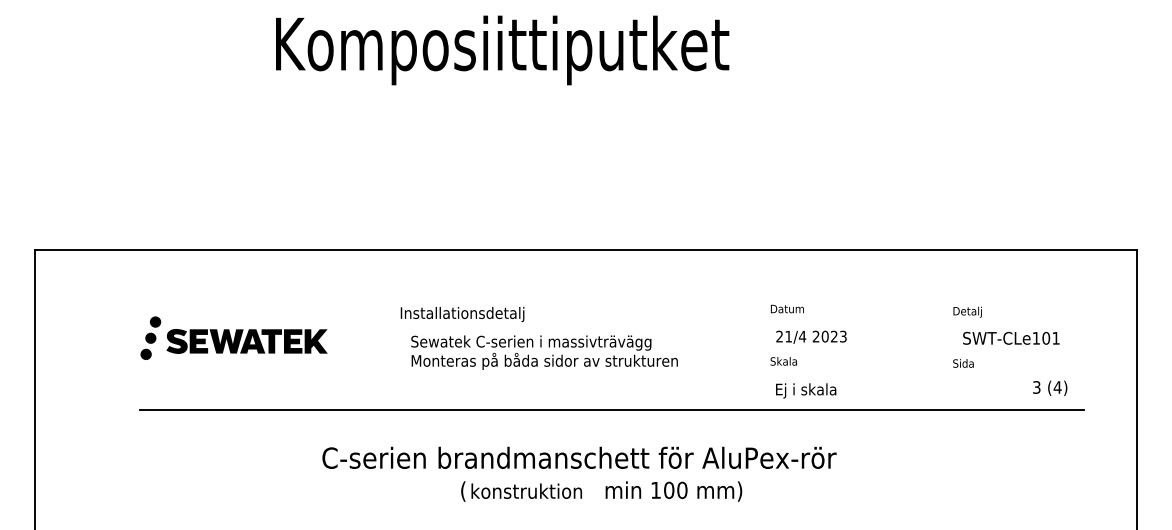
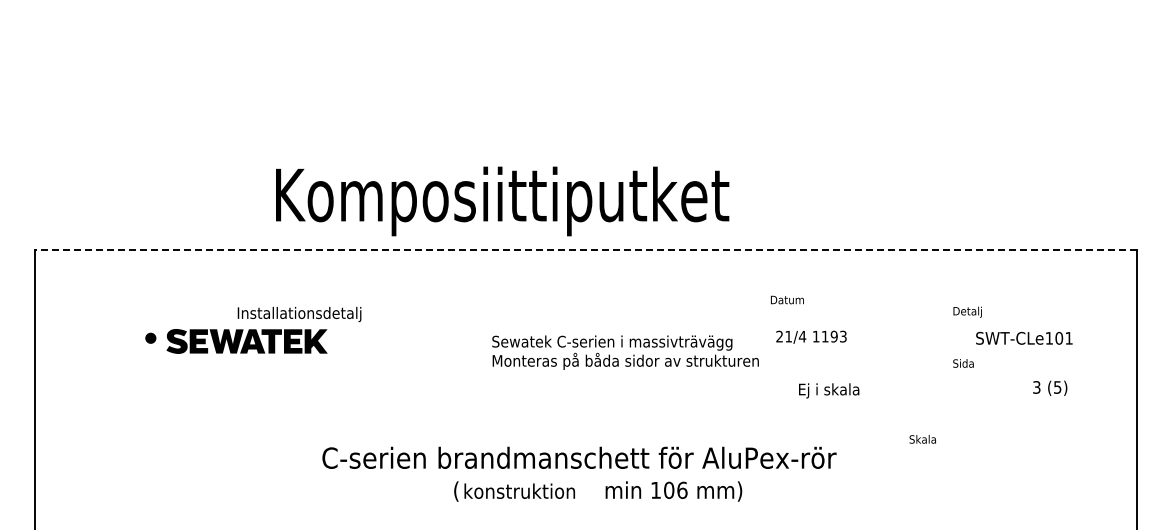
text position: (502, 50) -> (502, 201) (502, 201)
line: solid -> dashed (586, 250)
text position: (787, 308) -> (787, 299) (787, 299)
text position: (462, 314) -> (299, 314) (299, 314)
fill: present -> none (155, 321)
text: 2023 -> 1193 (824, 336)
text position: (1011, 337) -> (1024, 337) (1024, 337)
text position: (544, 352) -> (625, 352) (625, 352)
fill: present -> none (145, 354)
text position: (783, 361) -> (922, 439) (922, 439)
text: (4) -> (5) (1057, 387)
text position: (806, 390) -> (829, 390) (829, 390)
line: present -> none (611, 409)
text: 100 -> 106 (682, 489)
text position: (521, 491) -> (514, 491) (514, 491)
